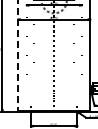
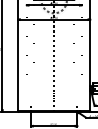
line: dashed -> solid (18, 56)
